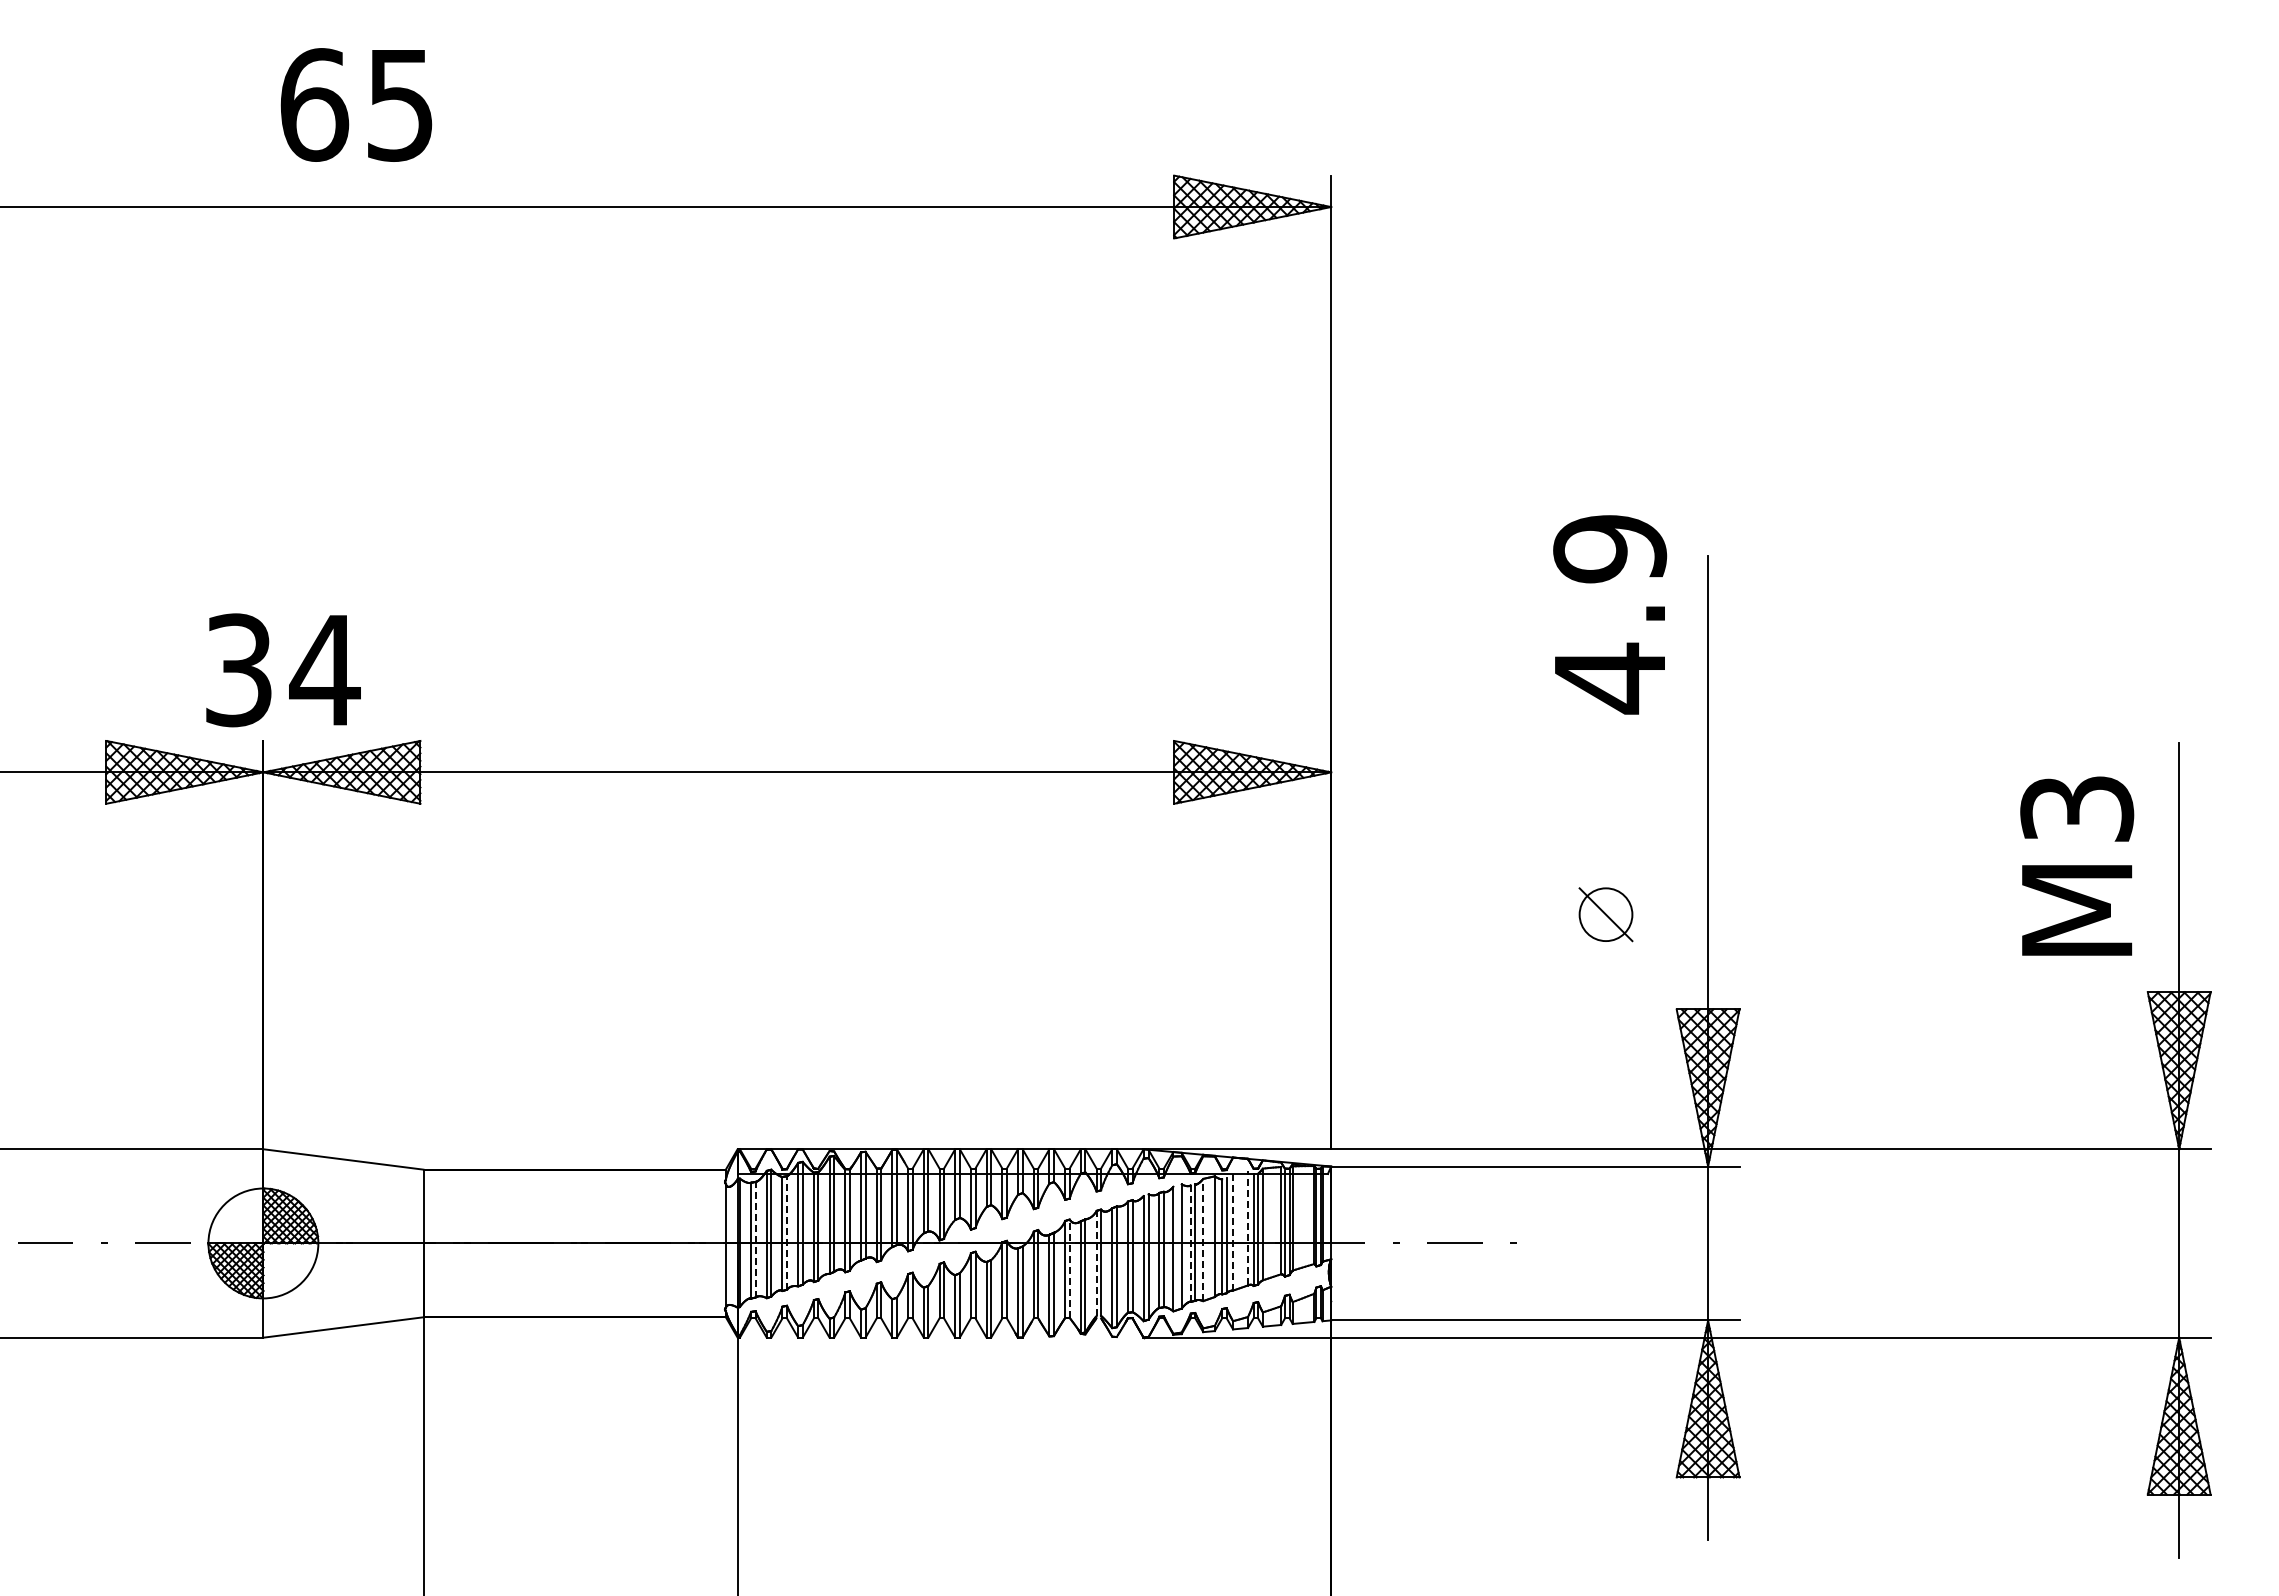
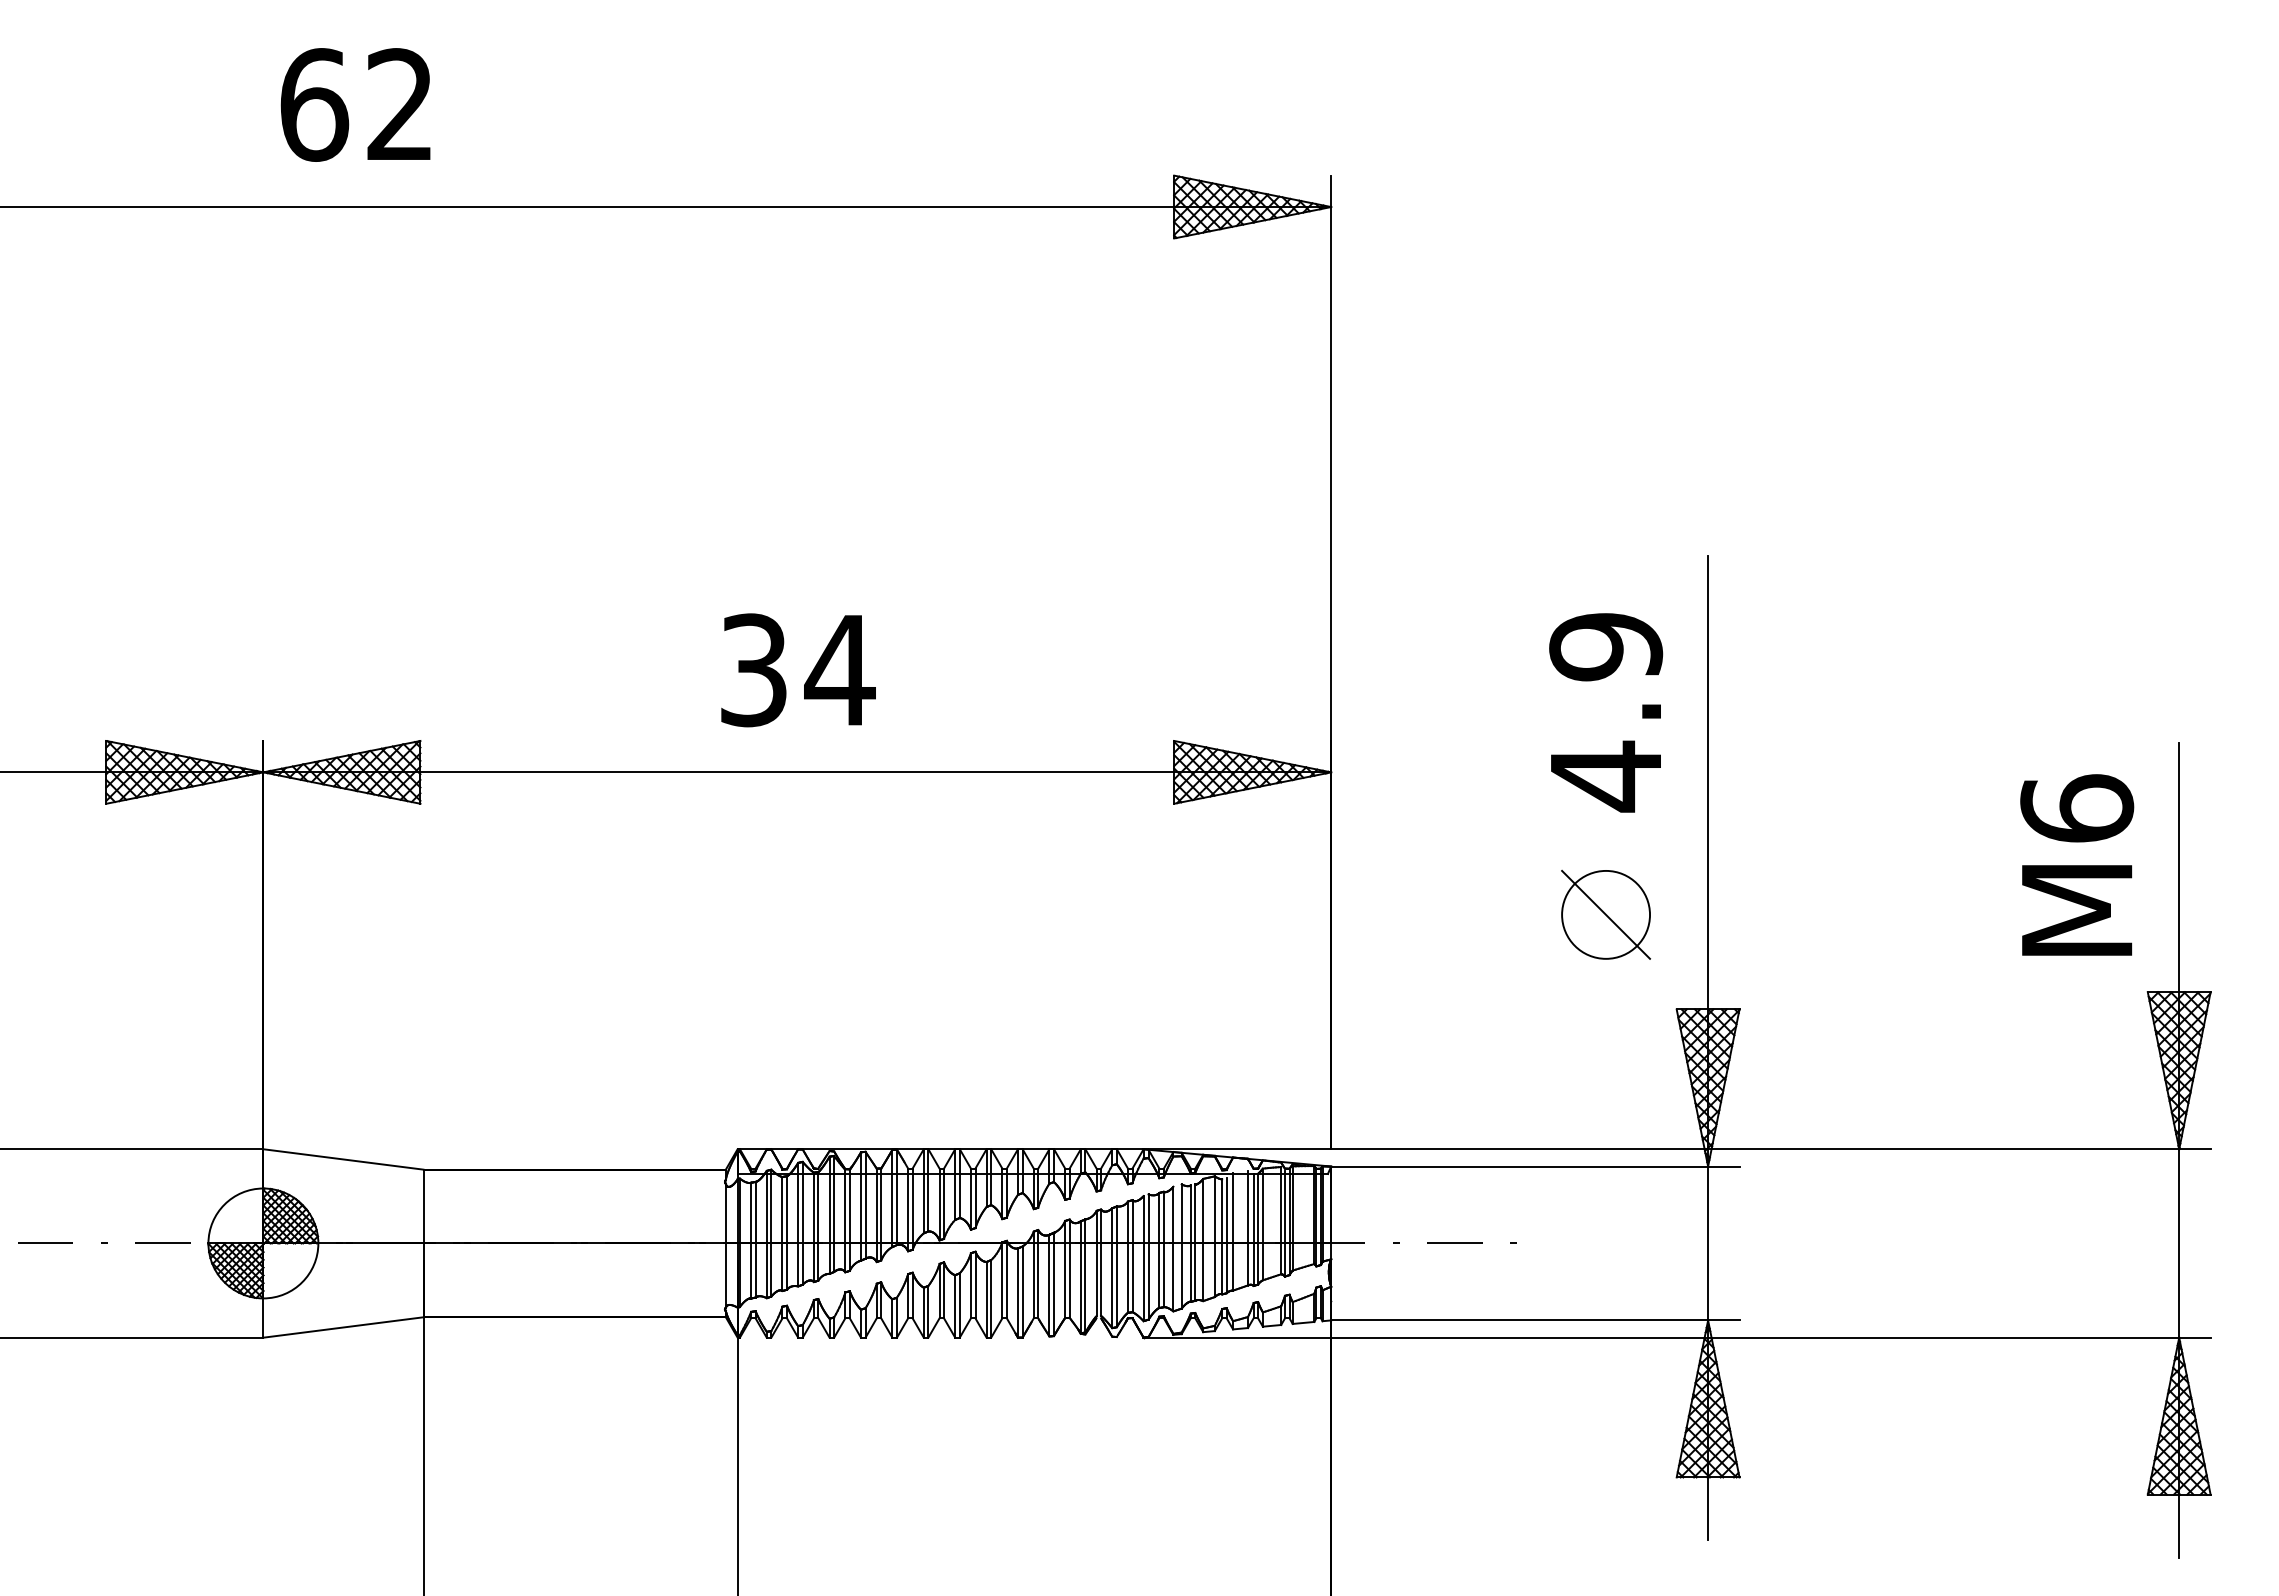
text: 65 -> 62 (399, 104)
text position: (1610, 614) -> (1606, 712) (1606, 712)
text position: (283, 670) -> (798, 670) (798, 670)
text: M3 -> M6 (2077, 808)
part size: 56x56 px -> 90x91 px (1605, 914)
line: dashed -> solid (1248, 1227)
line: dashed -> solid (1233, 1231)
line: dashed -> solid (787, 1232)
line: dashed -> solid (755, 1239)
line: dashed -> solid (1203, 1239)
line: dashed -> solid (1190, 1243)
line: dashed -> solid (1096, 1263)
line: dashed -> solid (1069, 1268)
